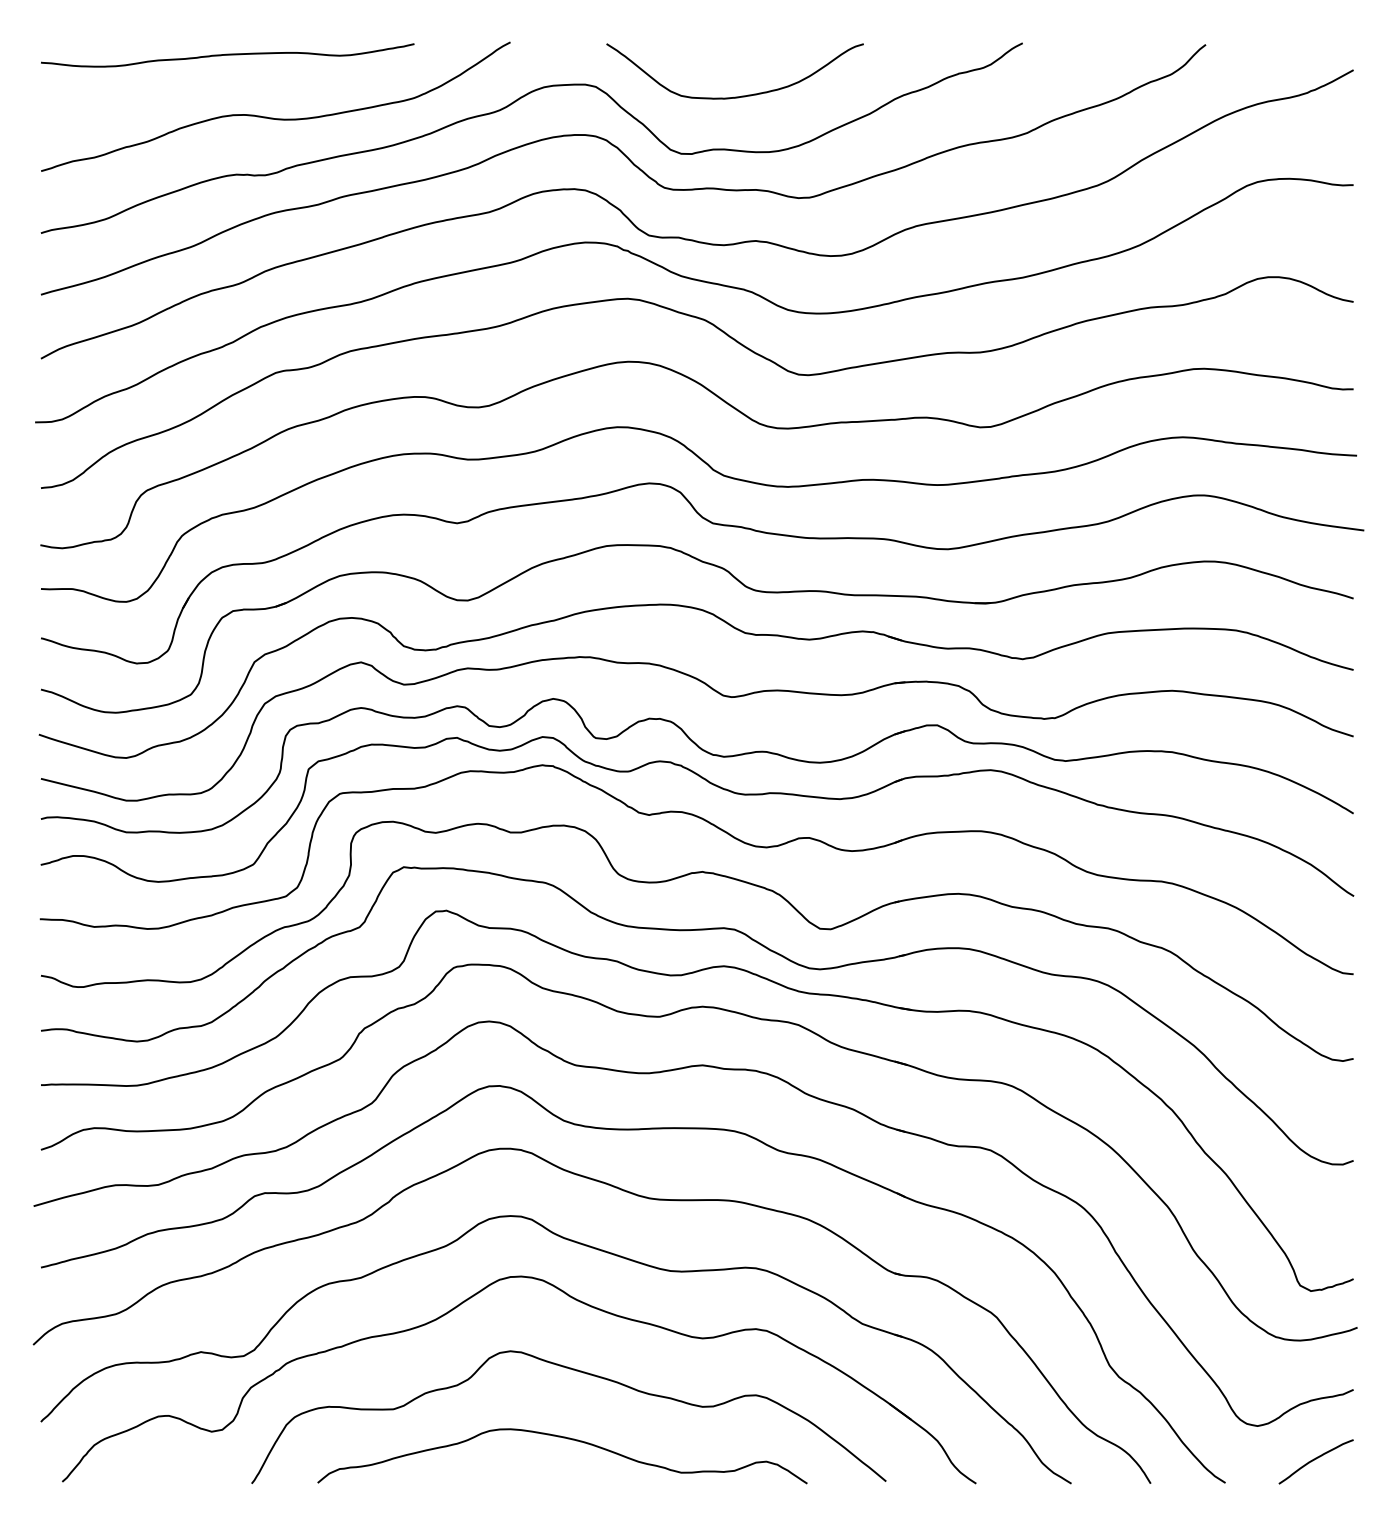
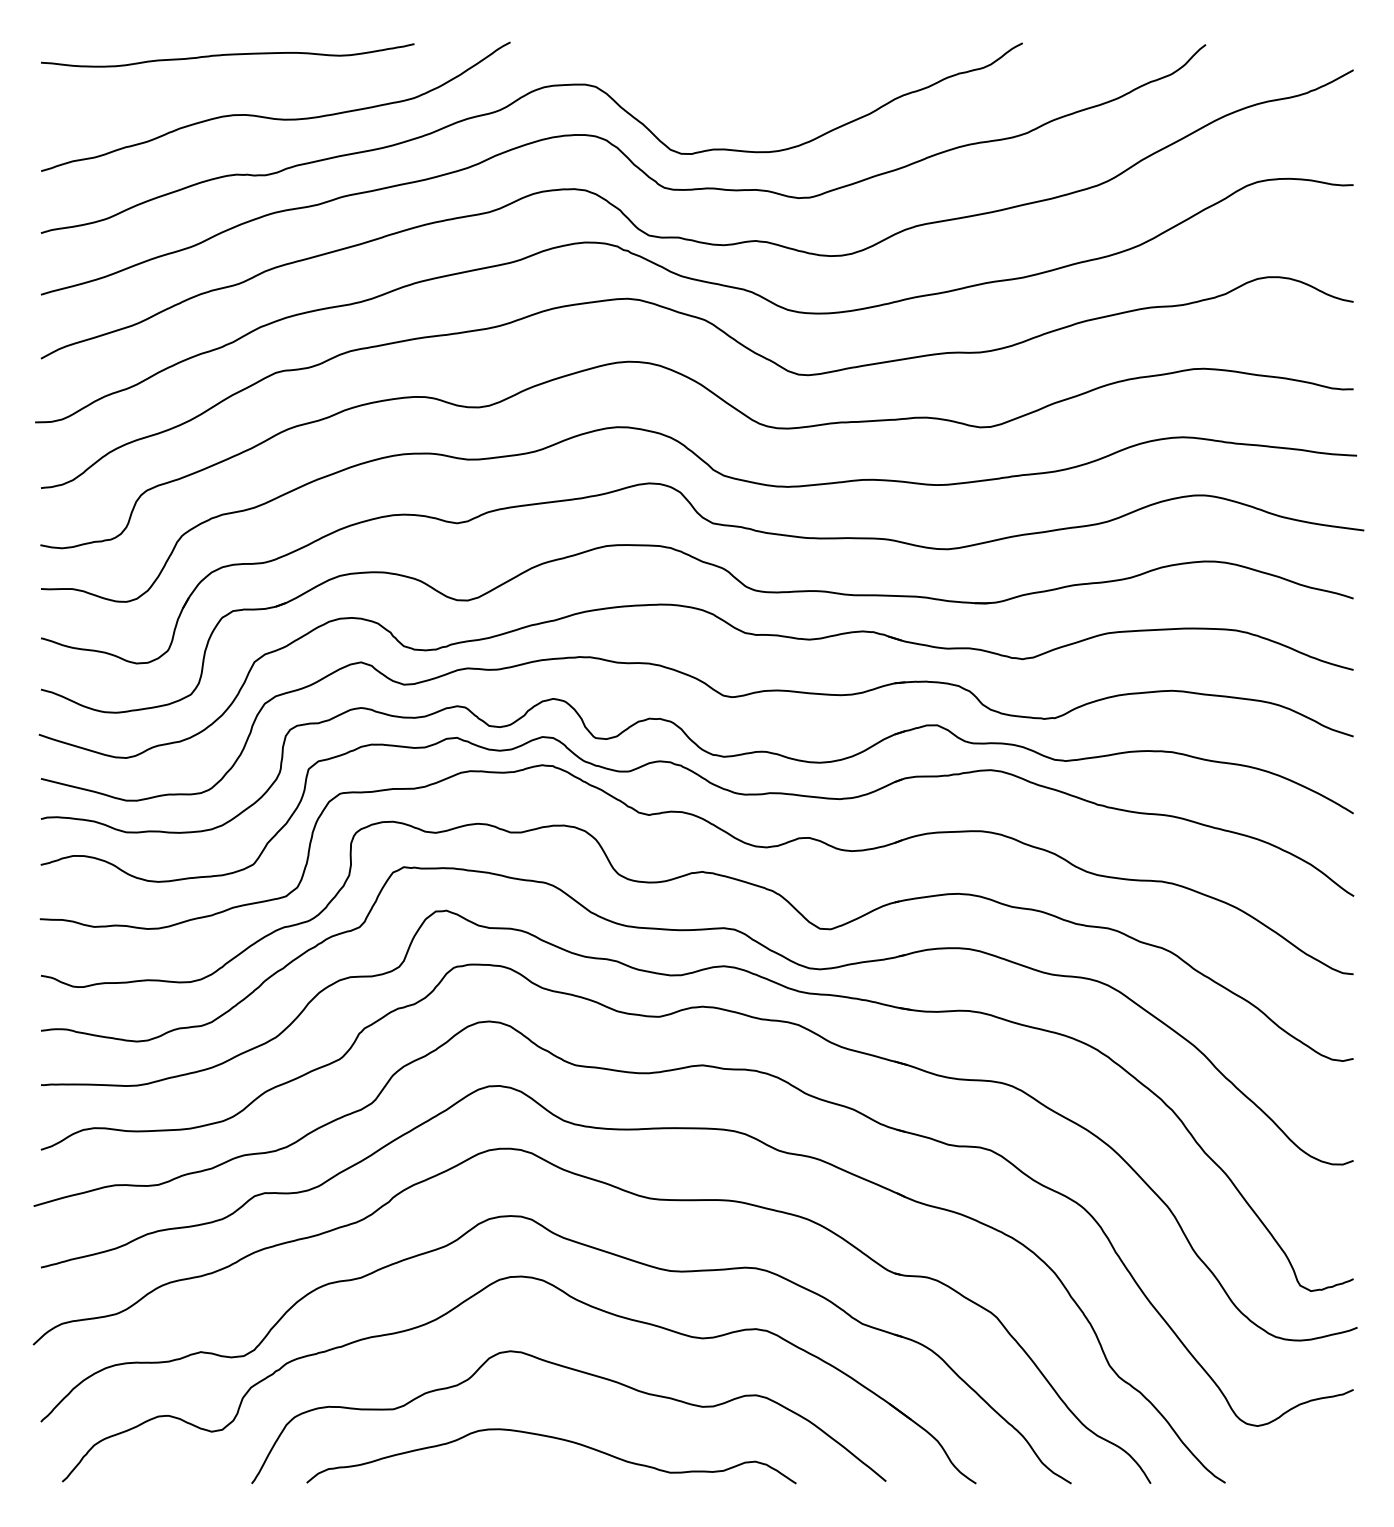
curve: present -> none (741, 95)
curve position: (567, 1439) -> (556, 1439) (556, 1439)
curve: present -> none (1314, 1460)
